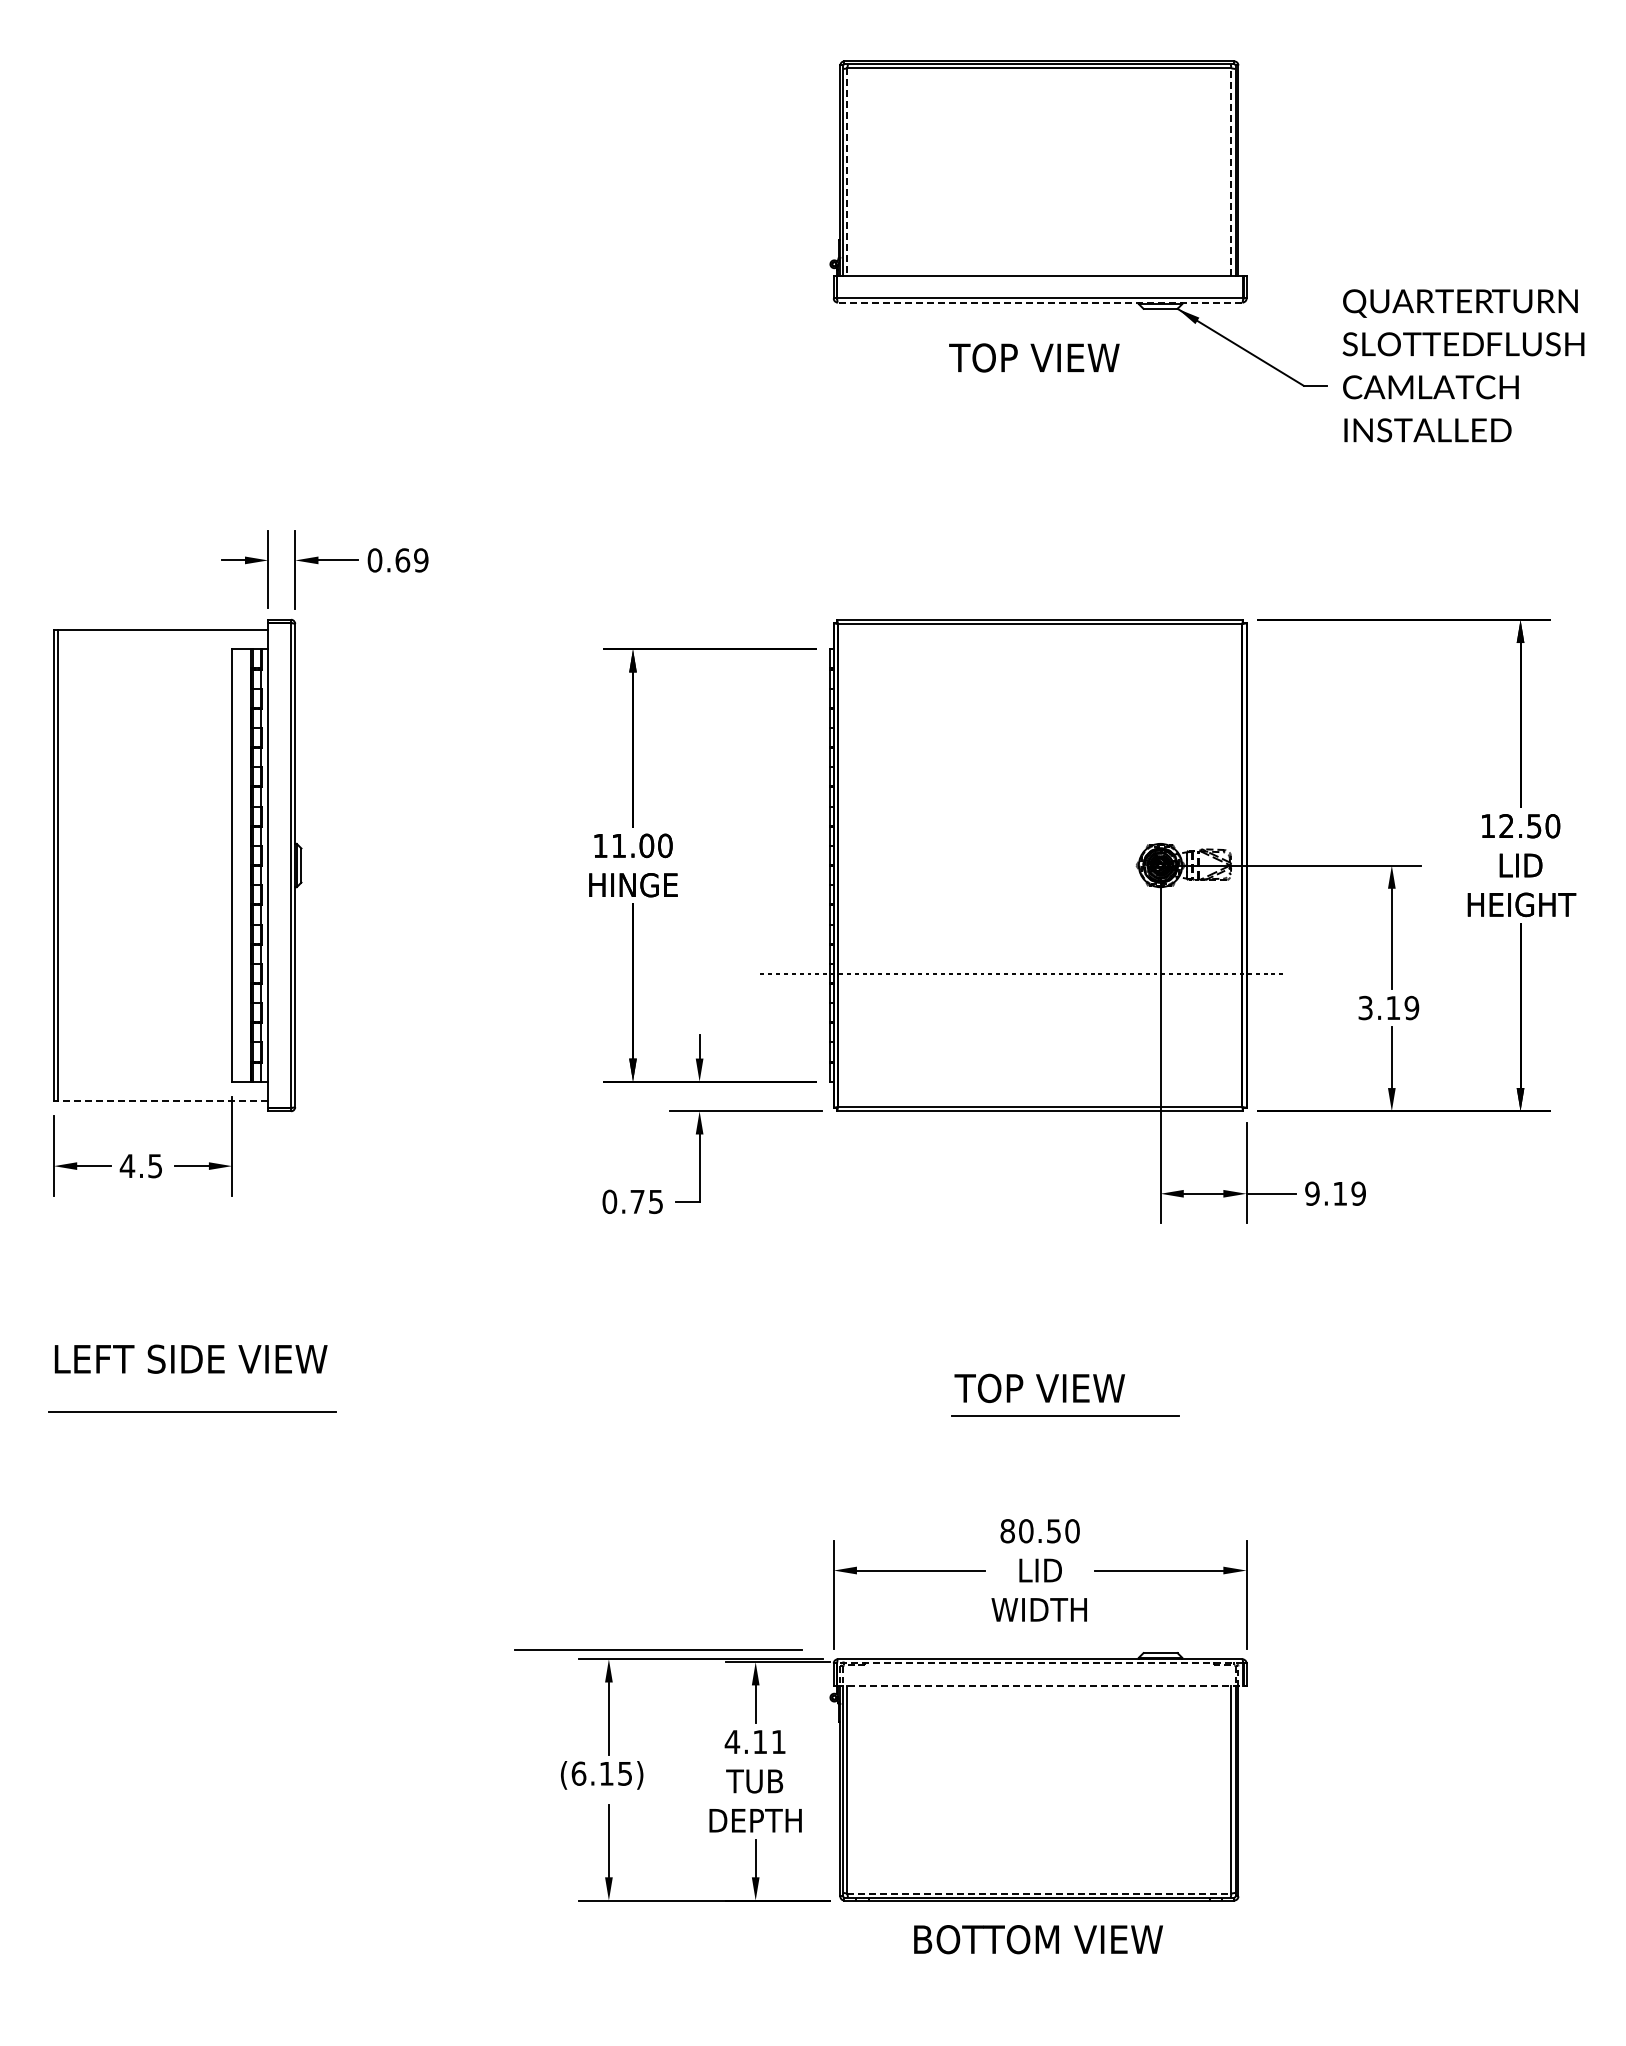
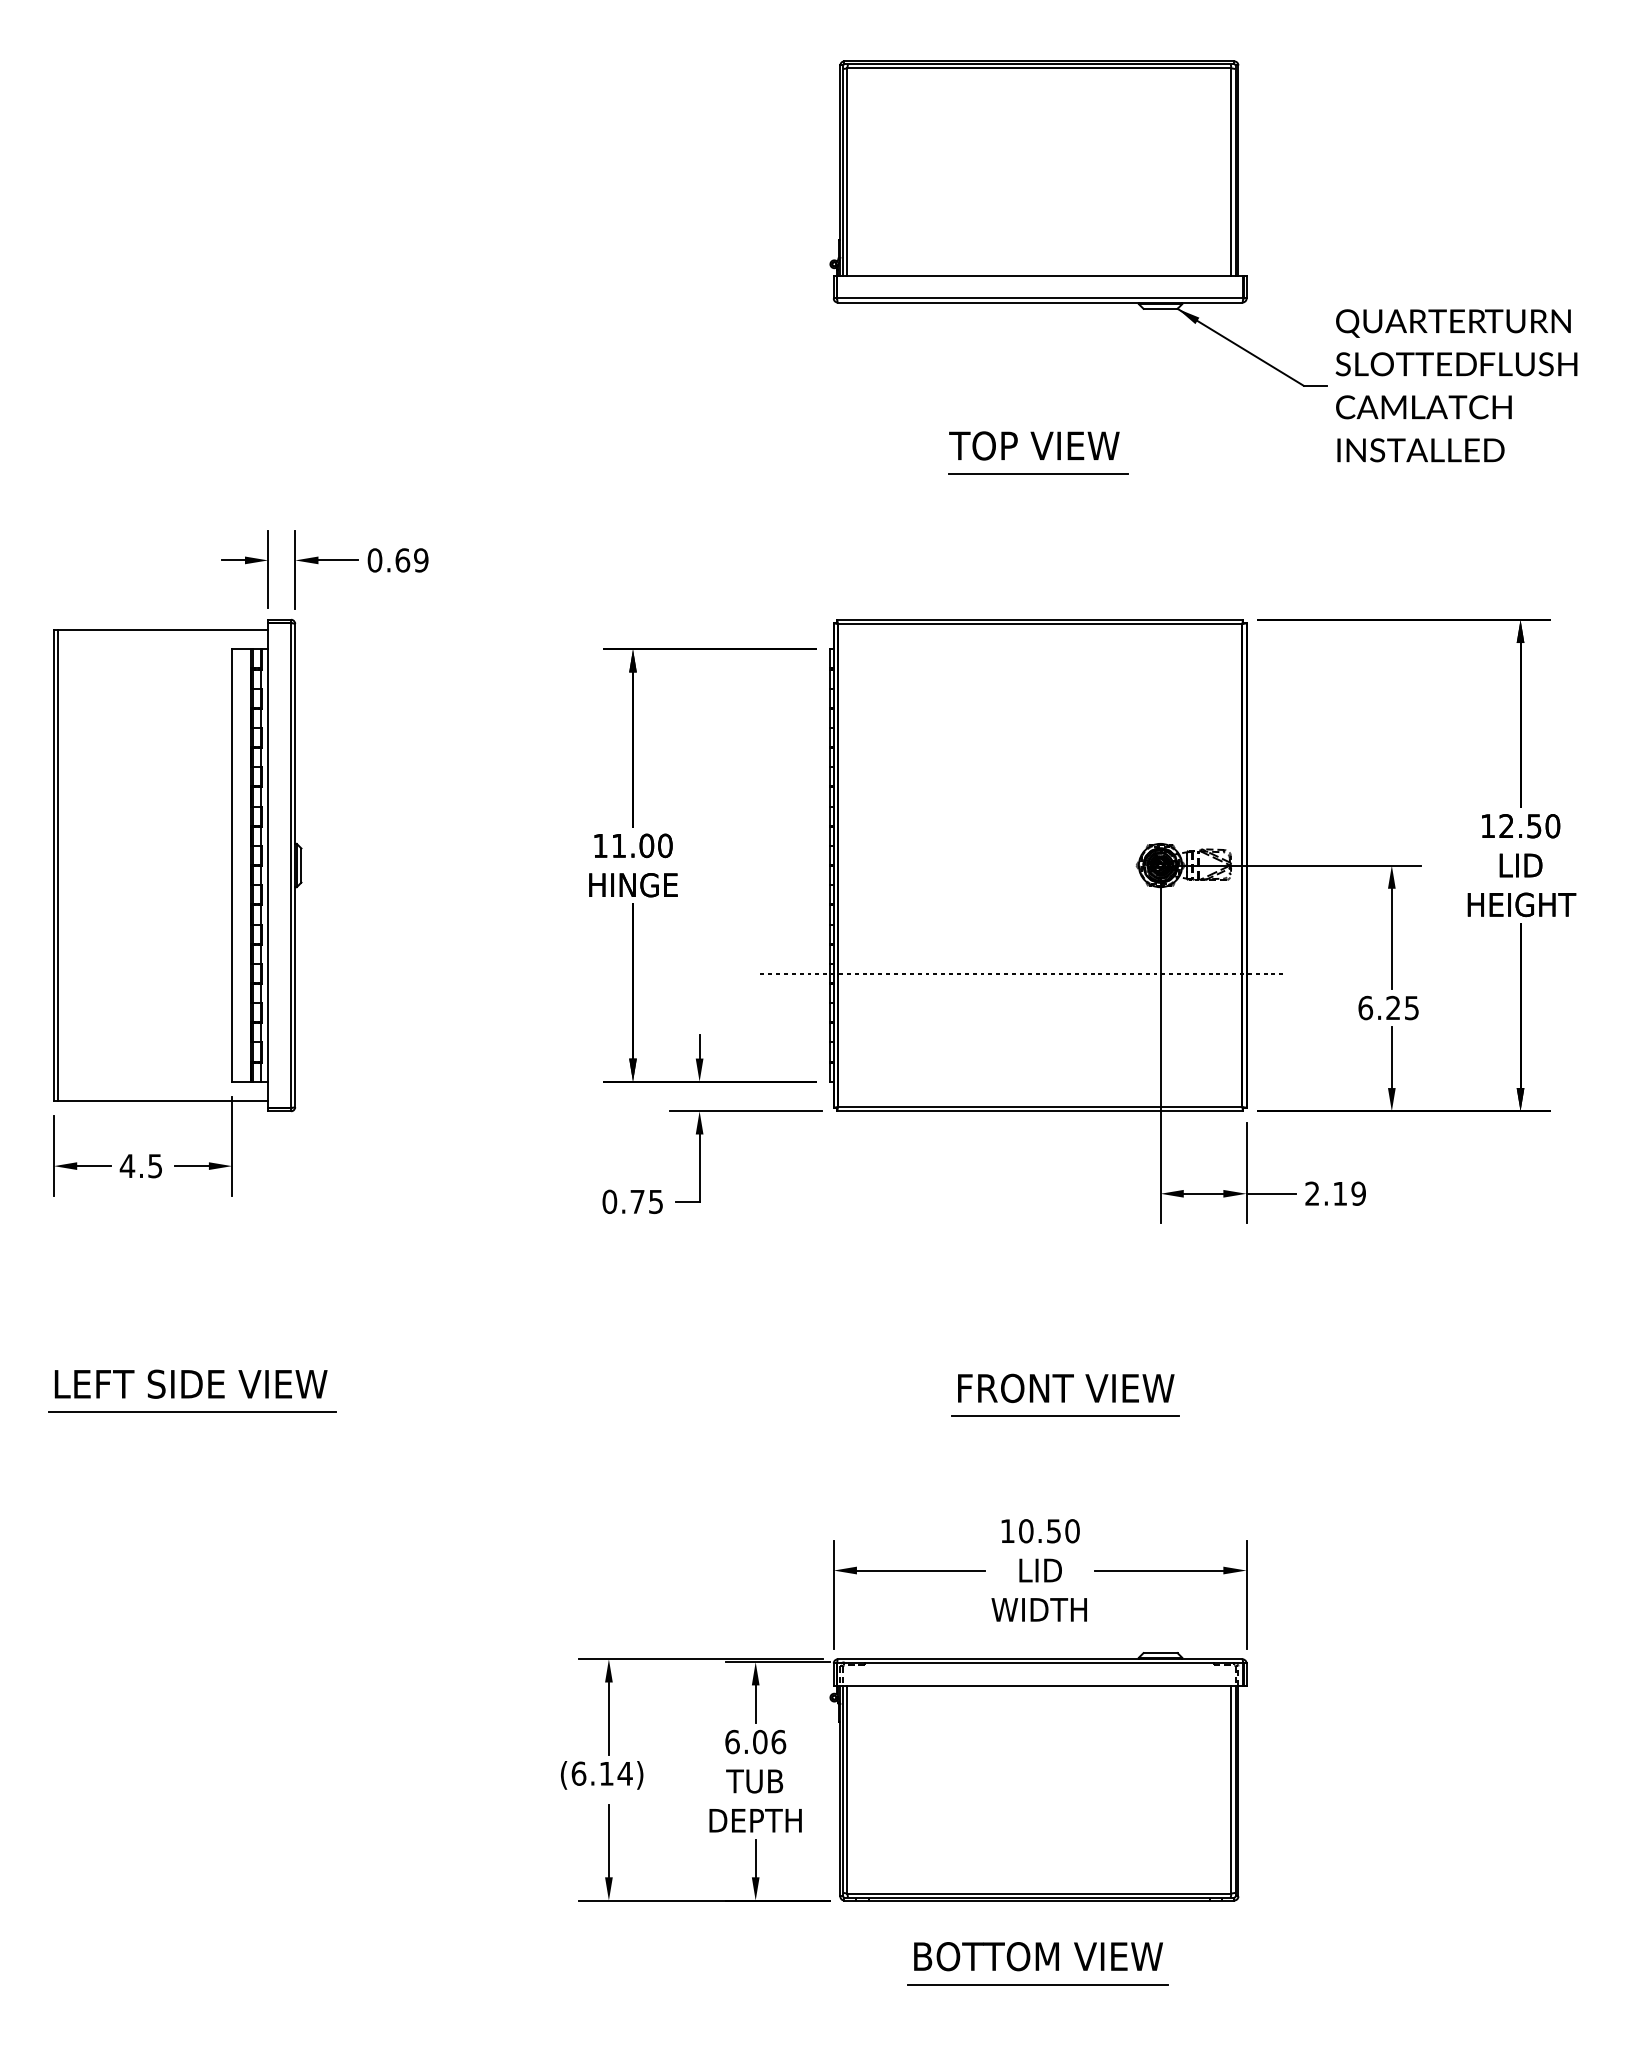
line: dashed -> solid (847, 172)
line: dashed -> solid (1231, 172)
line: dashed -> solid (1039, 302)
text position: (1034, 357) -> (1034, 445) (1034, 445)
text position: (1463, 365) -> (1456, 385) (1456, 385)
line: none -> present (1038, 473)
text: 3.19 -> 6.25 (1388, 1007)
line: dashed -> solid (162, 1101)
text: 9.19 -> 2.19 (1312, 1193)
text position: (190, 1358) -> (190, 1383) (190, 1383)
text: TOP VIEW -> FRONT VIEW (1064, 1388)
text: 80.50 -> 10.50 (1007, 1531)
line: present -> none (658, 1649)
line: dashed -> solid (1039, 1663)
line: dashed -> solid (1040, 1686)
text: 4.11 -> 6.06 (755, 1741)
text: (6.15) -> (6.14) (624, 1773)
line: dashed -> solid (1039, 1893)
text position: (1038, 1939) -> (1038, 1956) (1038, 1956)
line: none -> present (1037, 1984)
